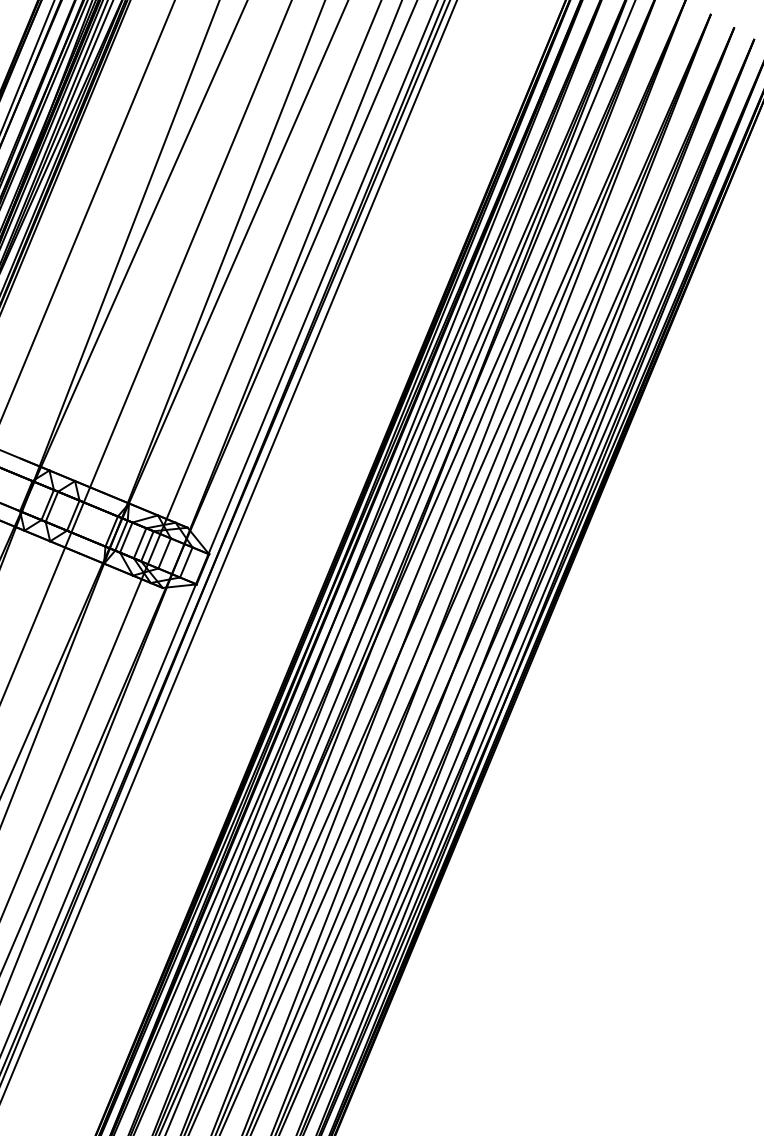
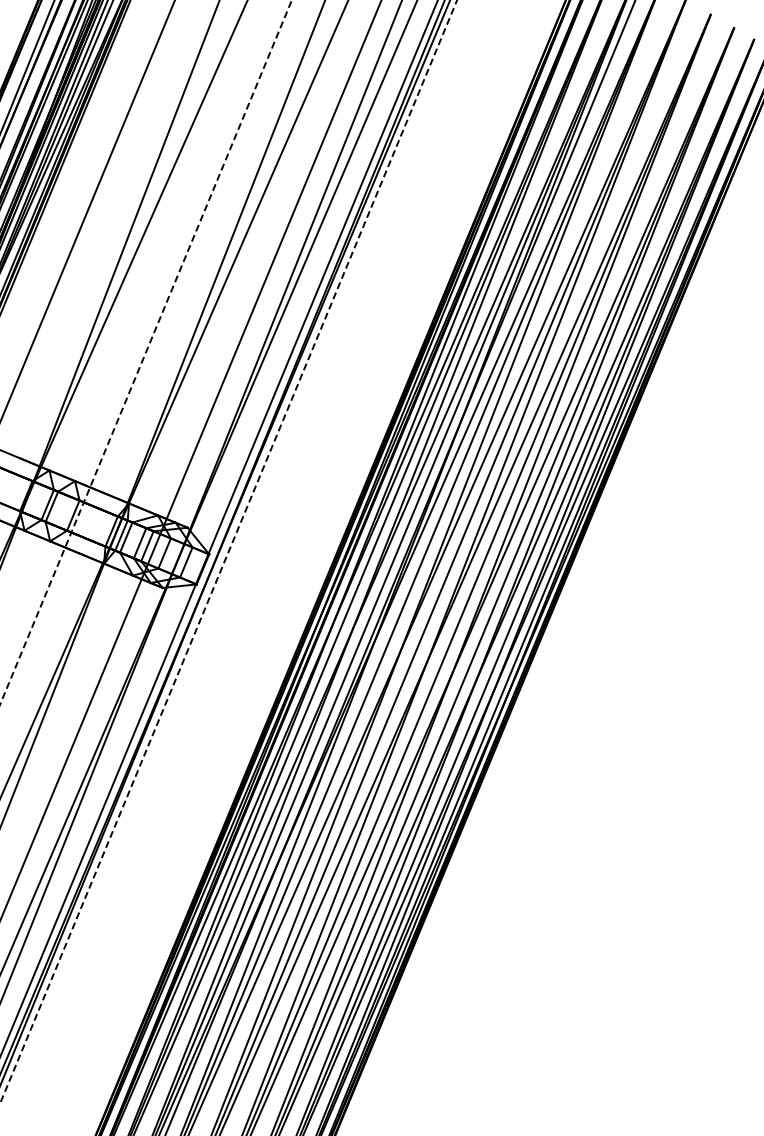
line: solid -> dashed (146, 352)
line: solid -> dashed (228, 551)
